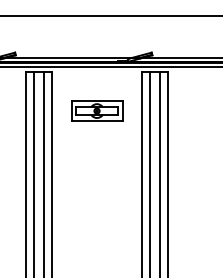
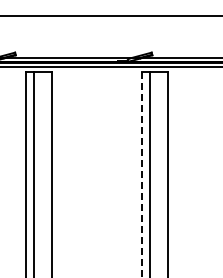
part: present -> none (97, 110)
line: present -> none (44, 173)
line: present -> none (160, 173)
line: solid -> dashed (142, 175)
